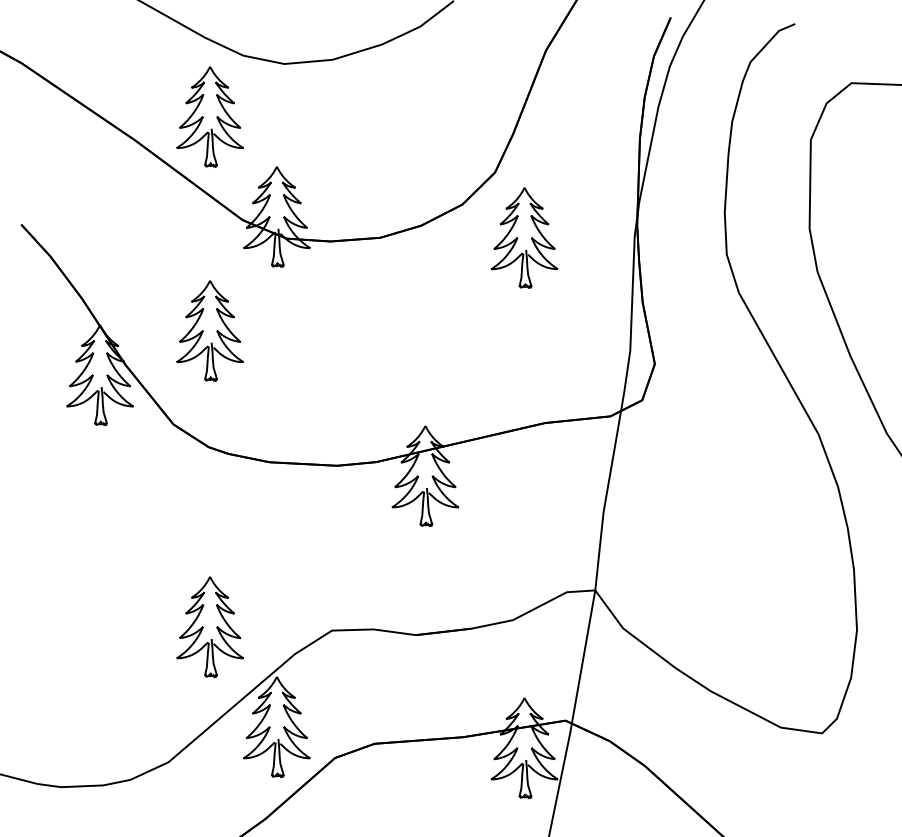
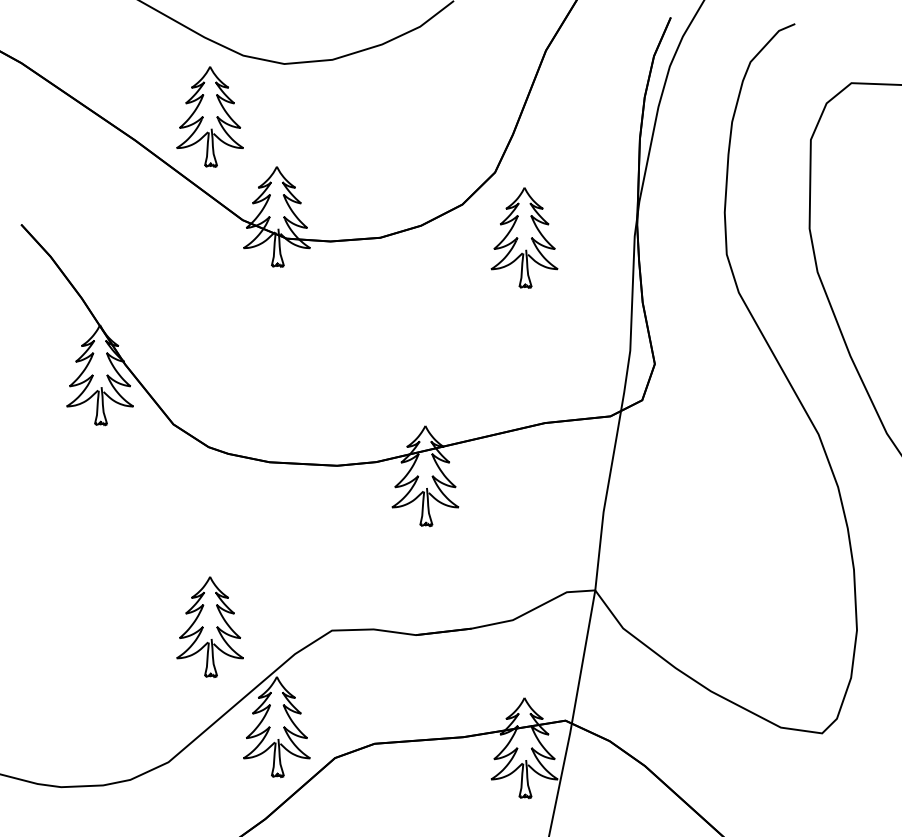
part: present -> none (209, 330)
